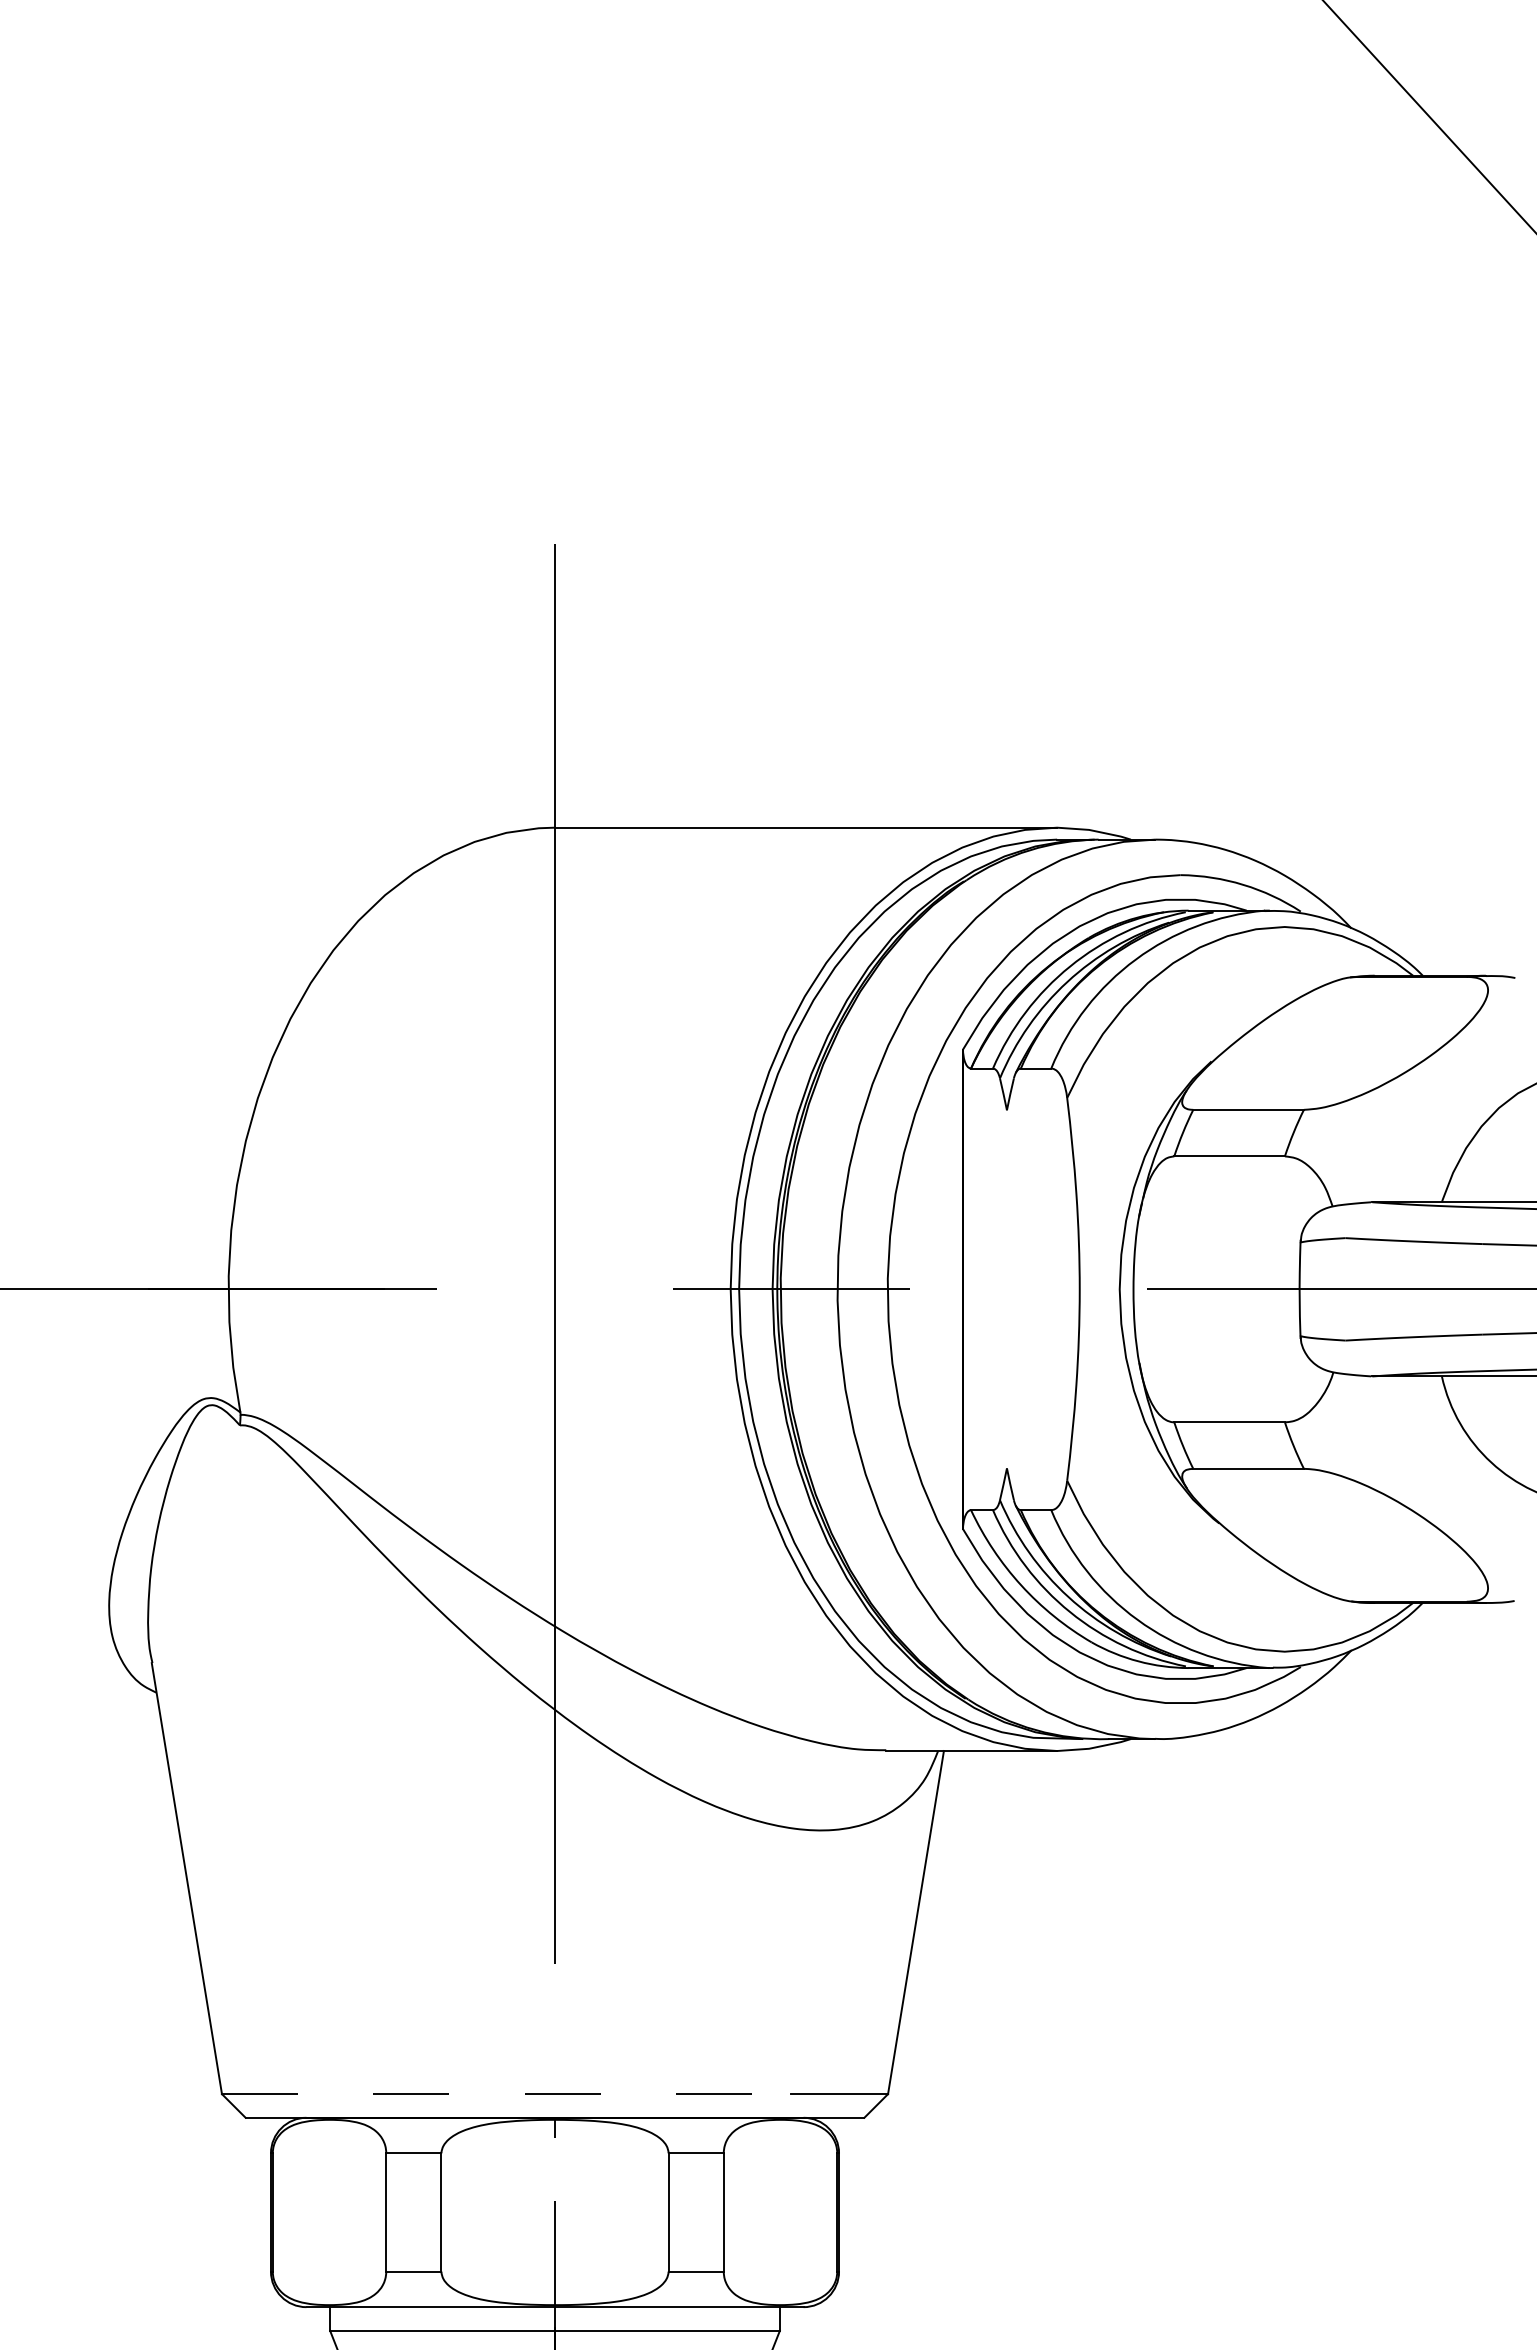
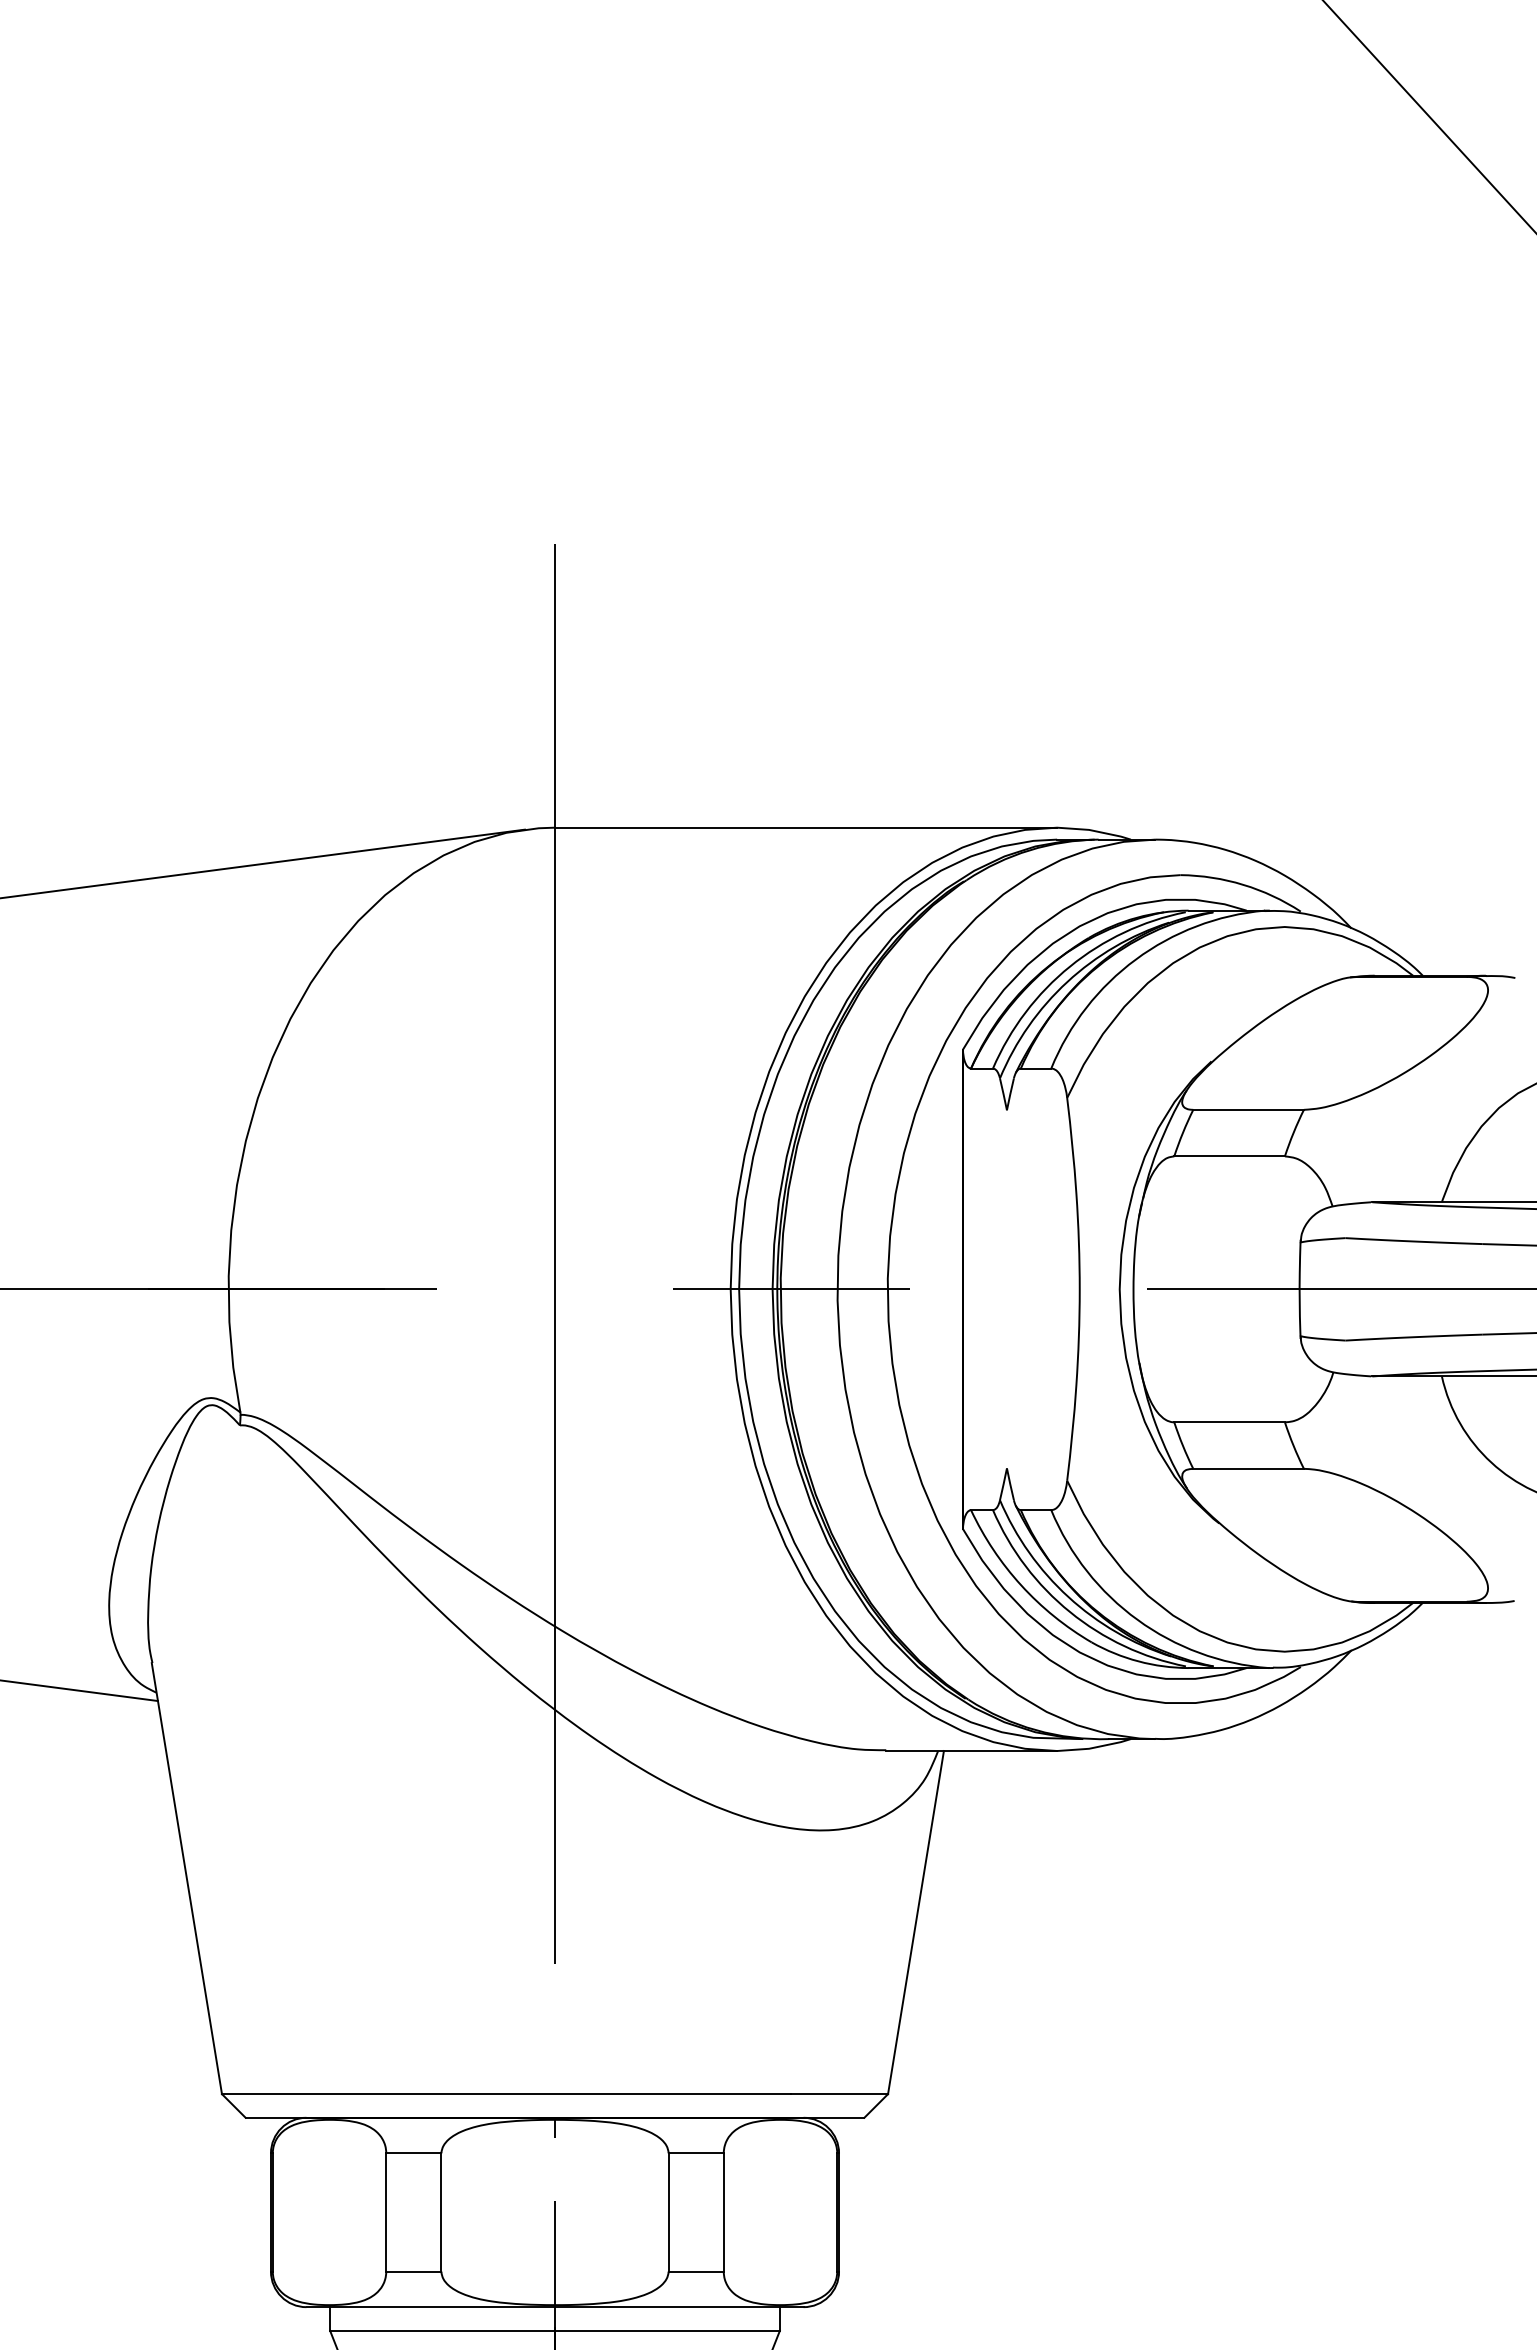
line: none -> present (263, 863)
line: none -> present (79, 1690)
line: dashed -> solid (506, 2094)
